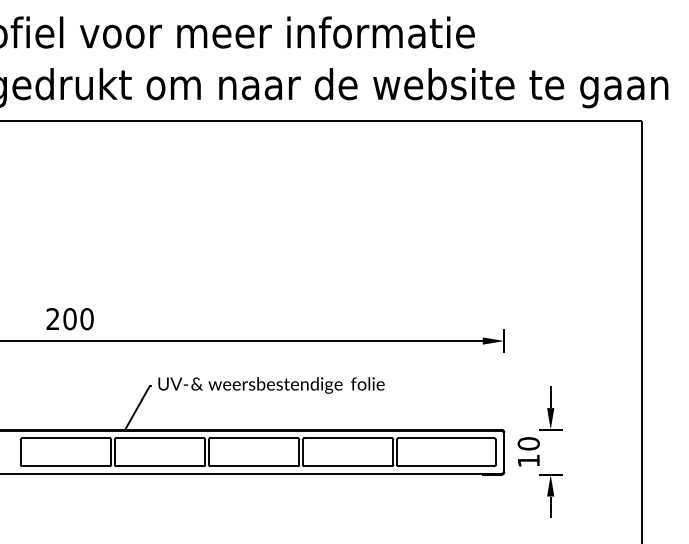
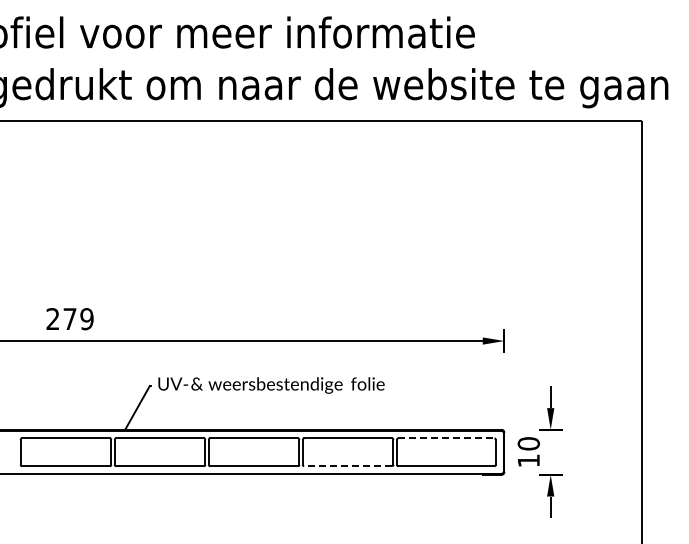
text: 200 -> 279 (78, 319)
line: solid -> dashed (446, 438)
line: solid -> dashed (348, 466)
